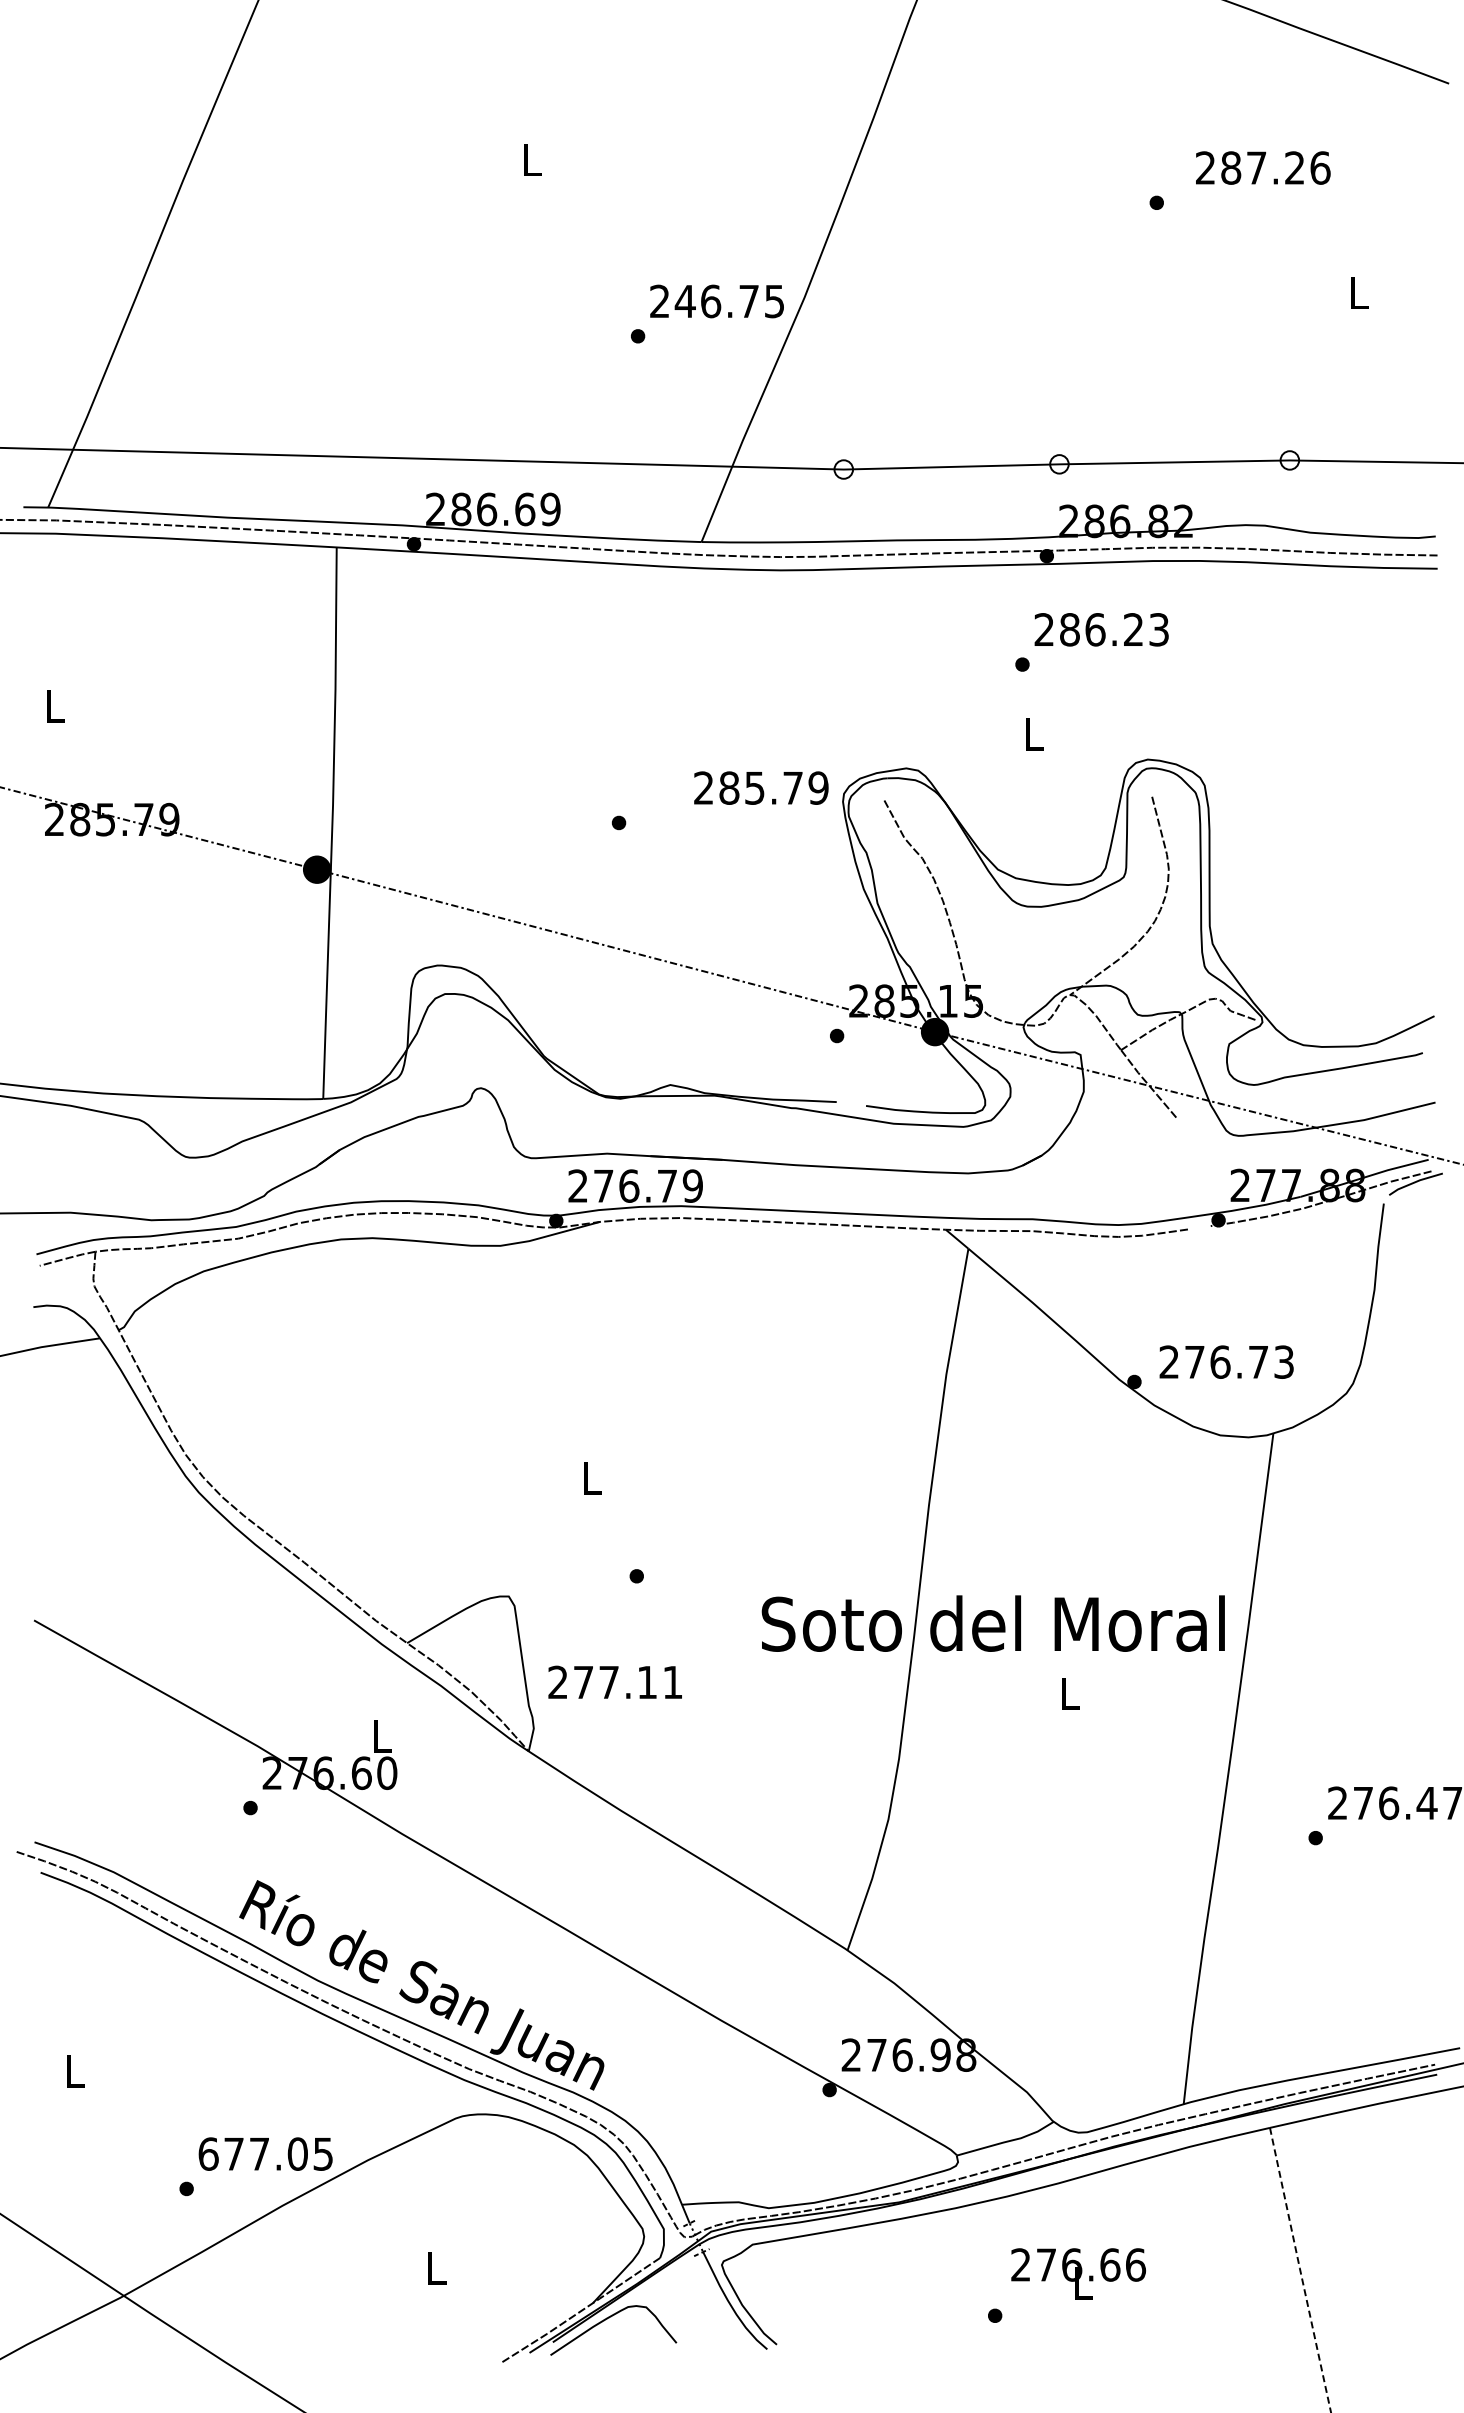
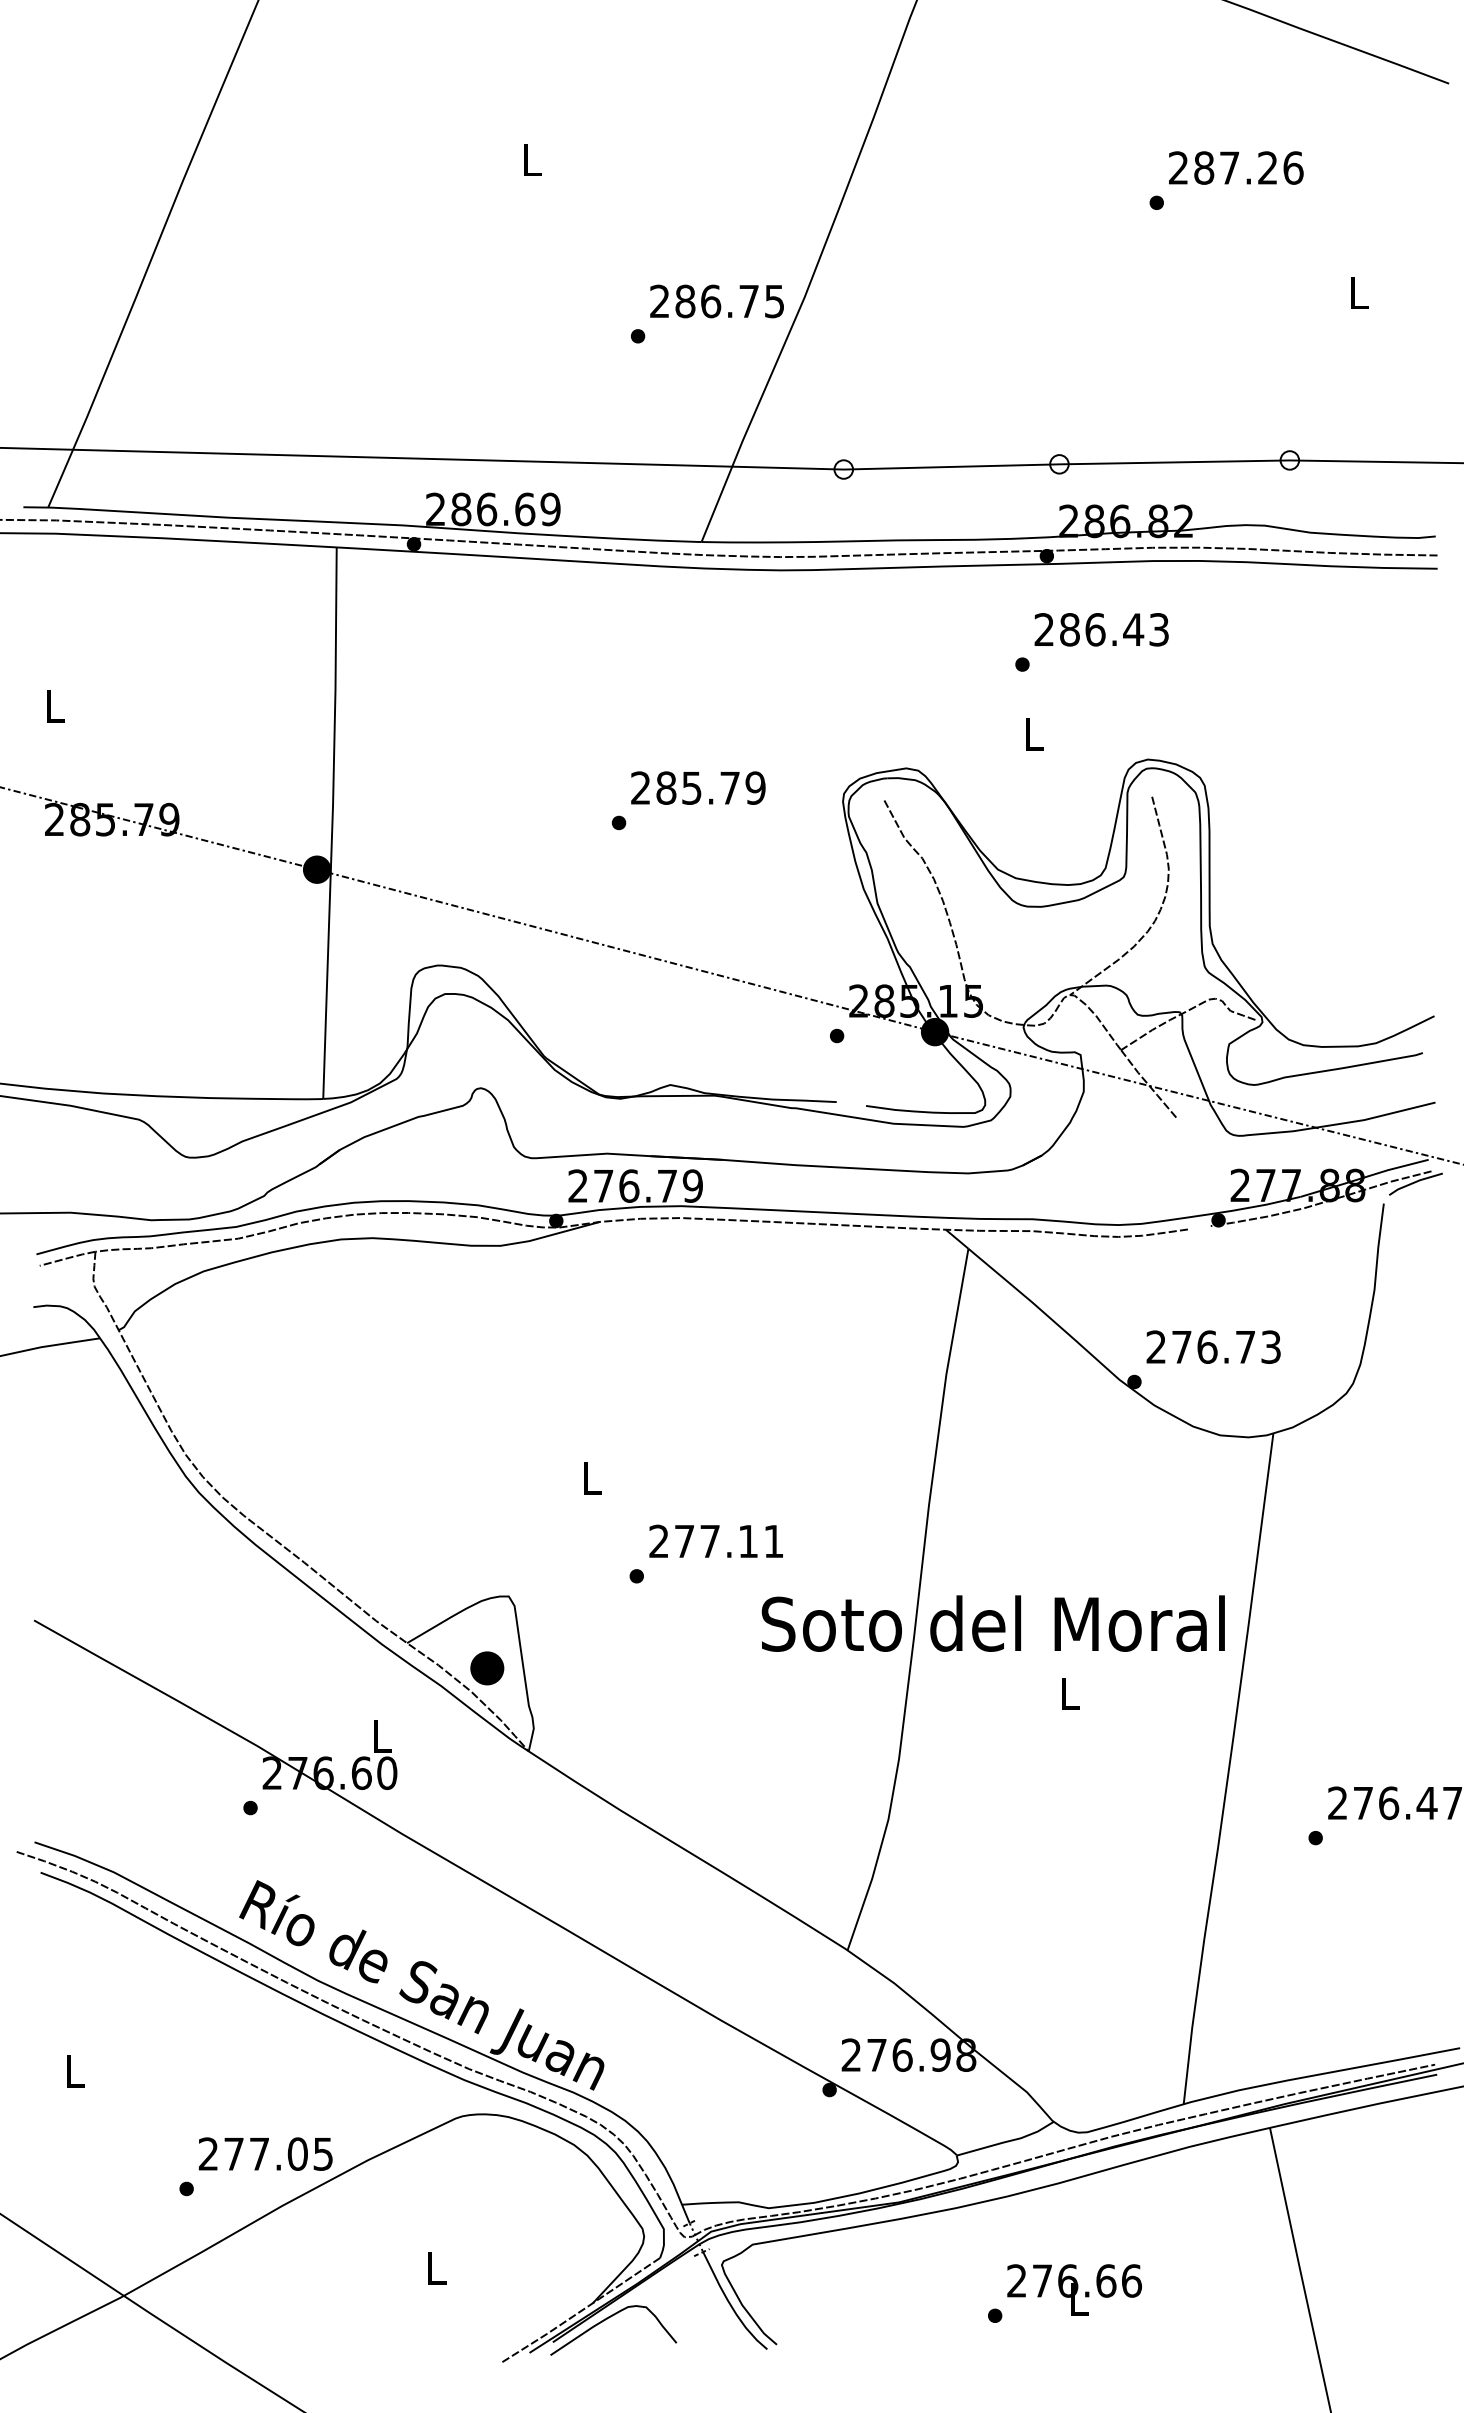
text position: (1263, 167) -> (1236, 167) (1236, 167)
text: 246.75 -> 286.75 (684, 301)
text: 286.23 -> 286.43 (1133, 629)
text position: (761, 787) -> (698, 787) (698, 787)
text position: (1226, 1361) -> (1213, 1346) (1213, 1346)
part: none -> present (487, 1668)
text position: (614, 1681) -> (715, 1540) (715, 1540)
text: 677.05 -> 277.05 (208, 2153)
line: dashed -> solid (1300, 2270)
text position: (1078, 2273) -> (1074, 2289) (1074, 2289)
